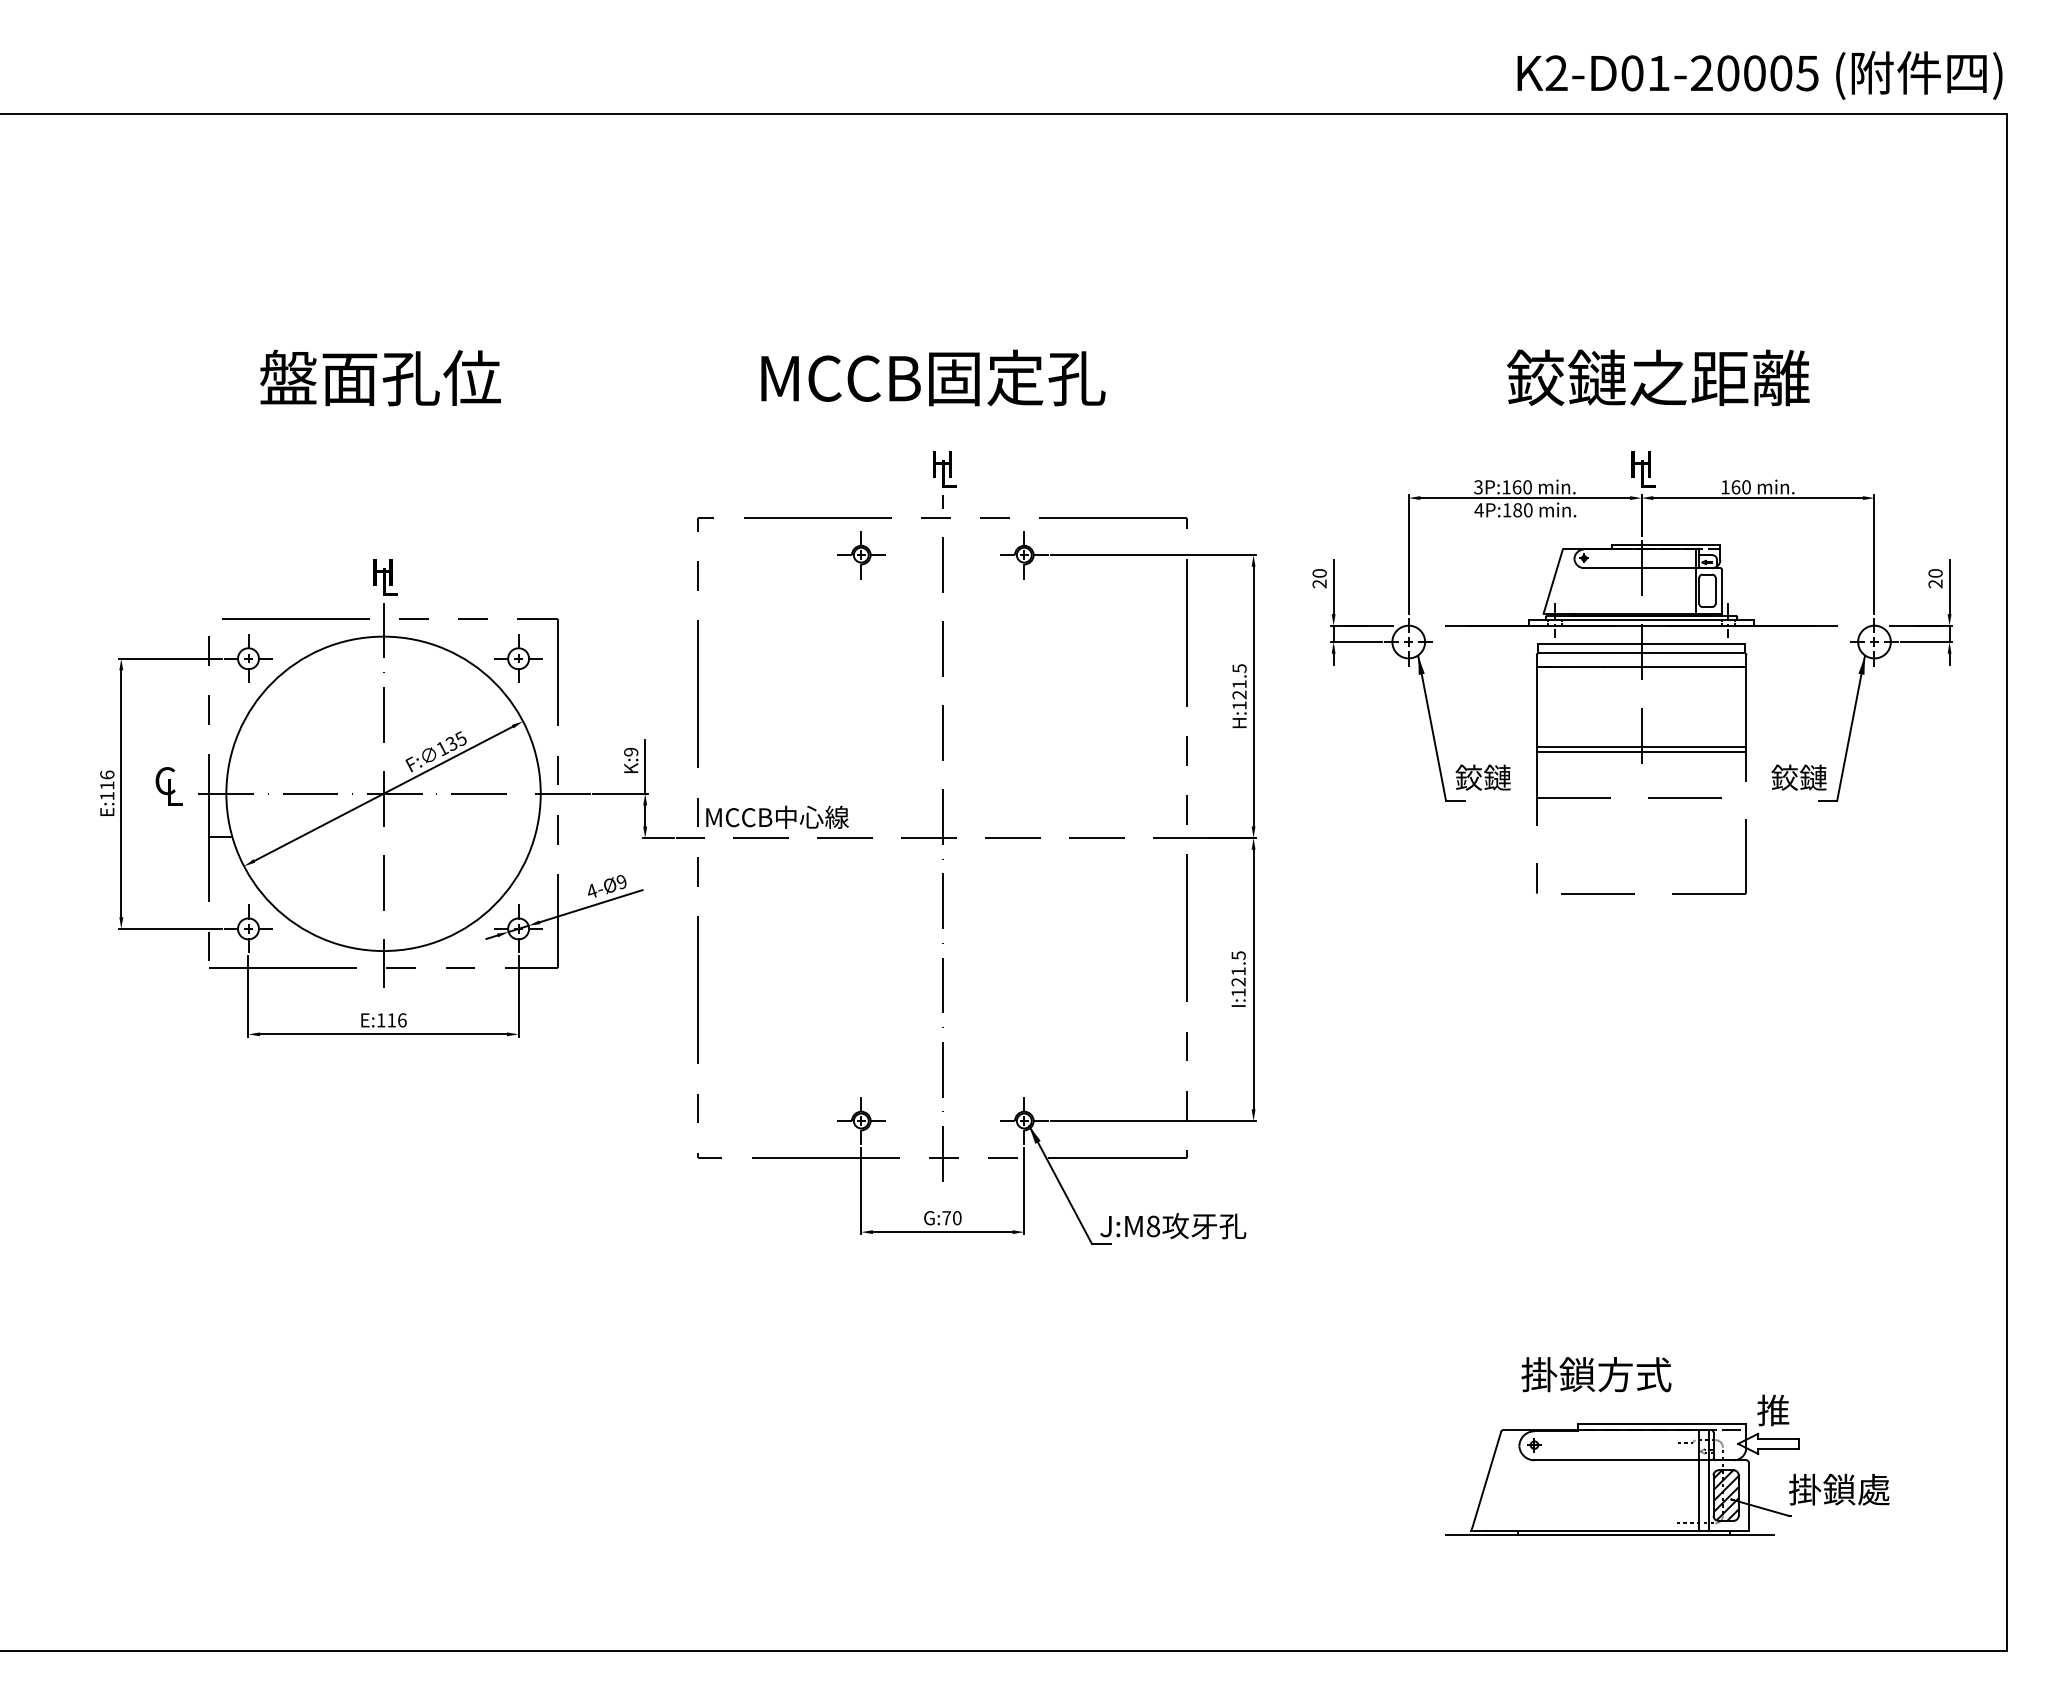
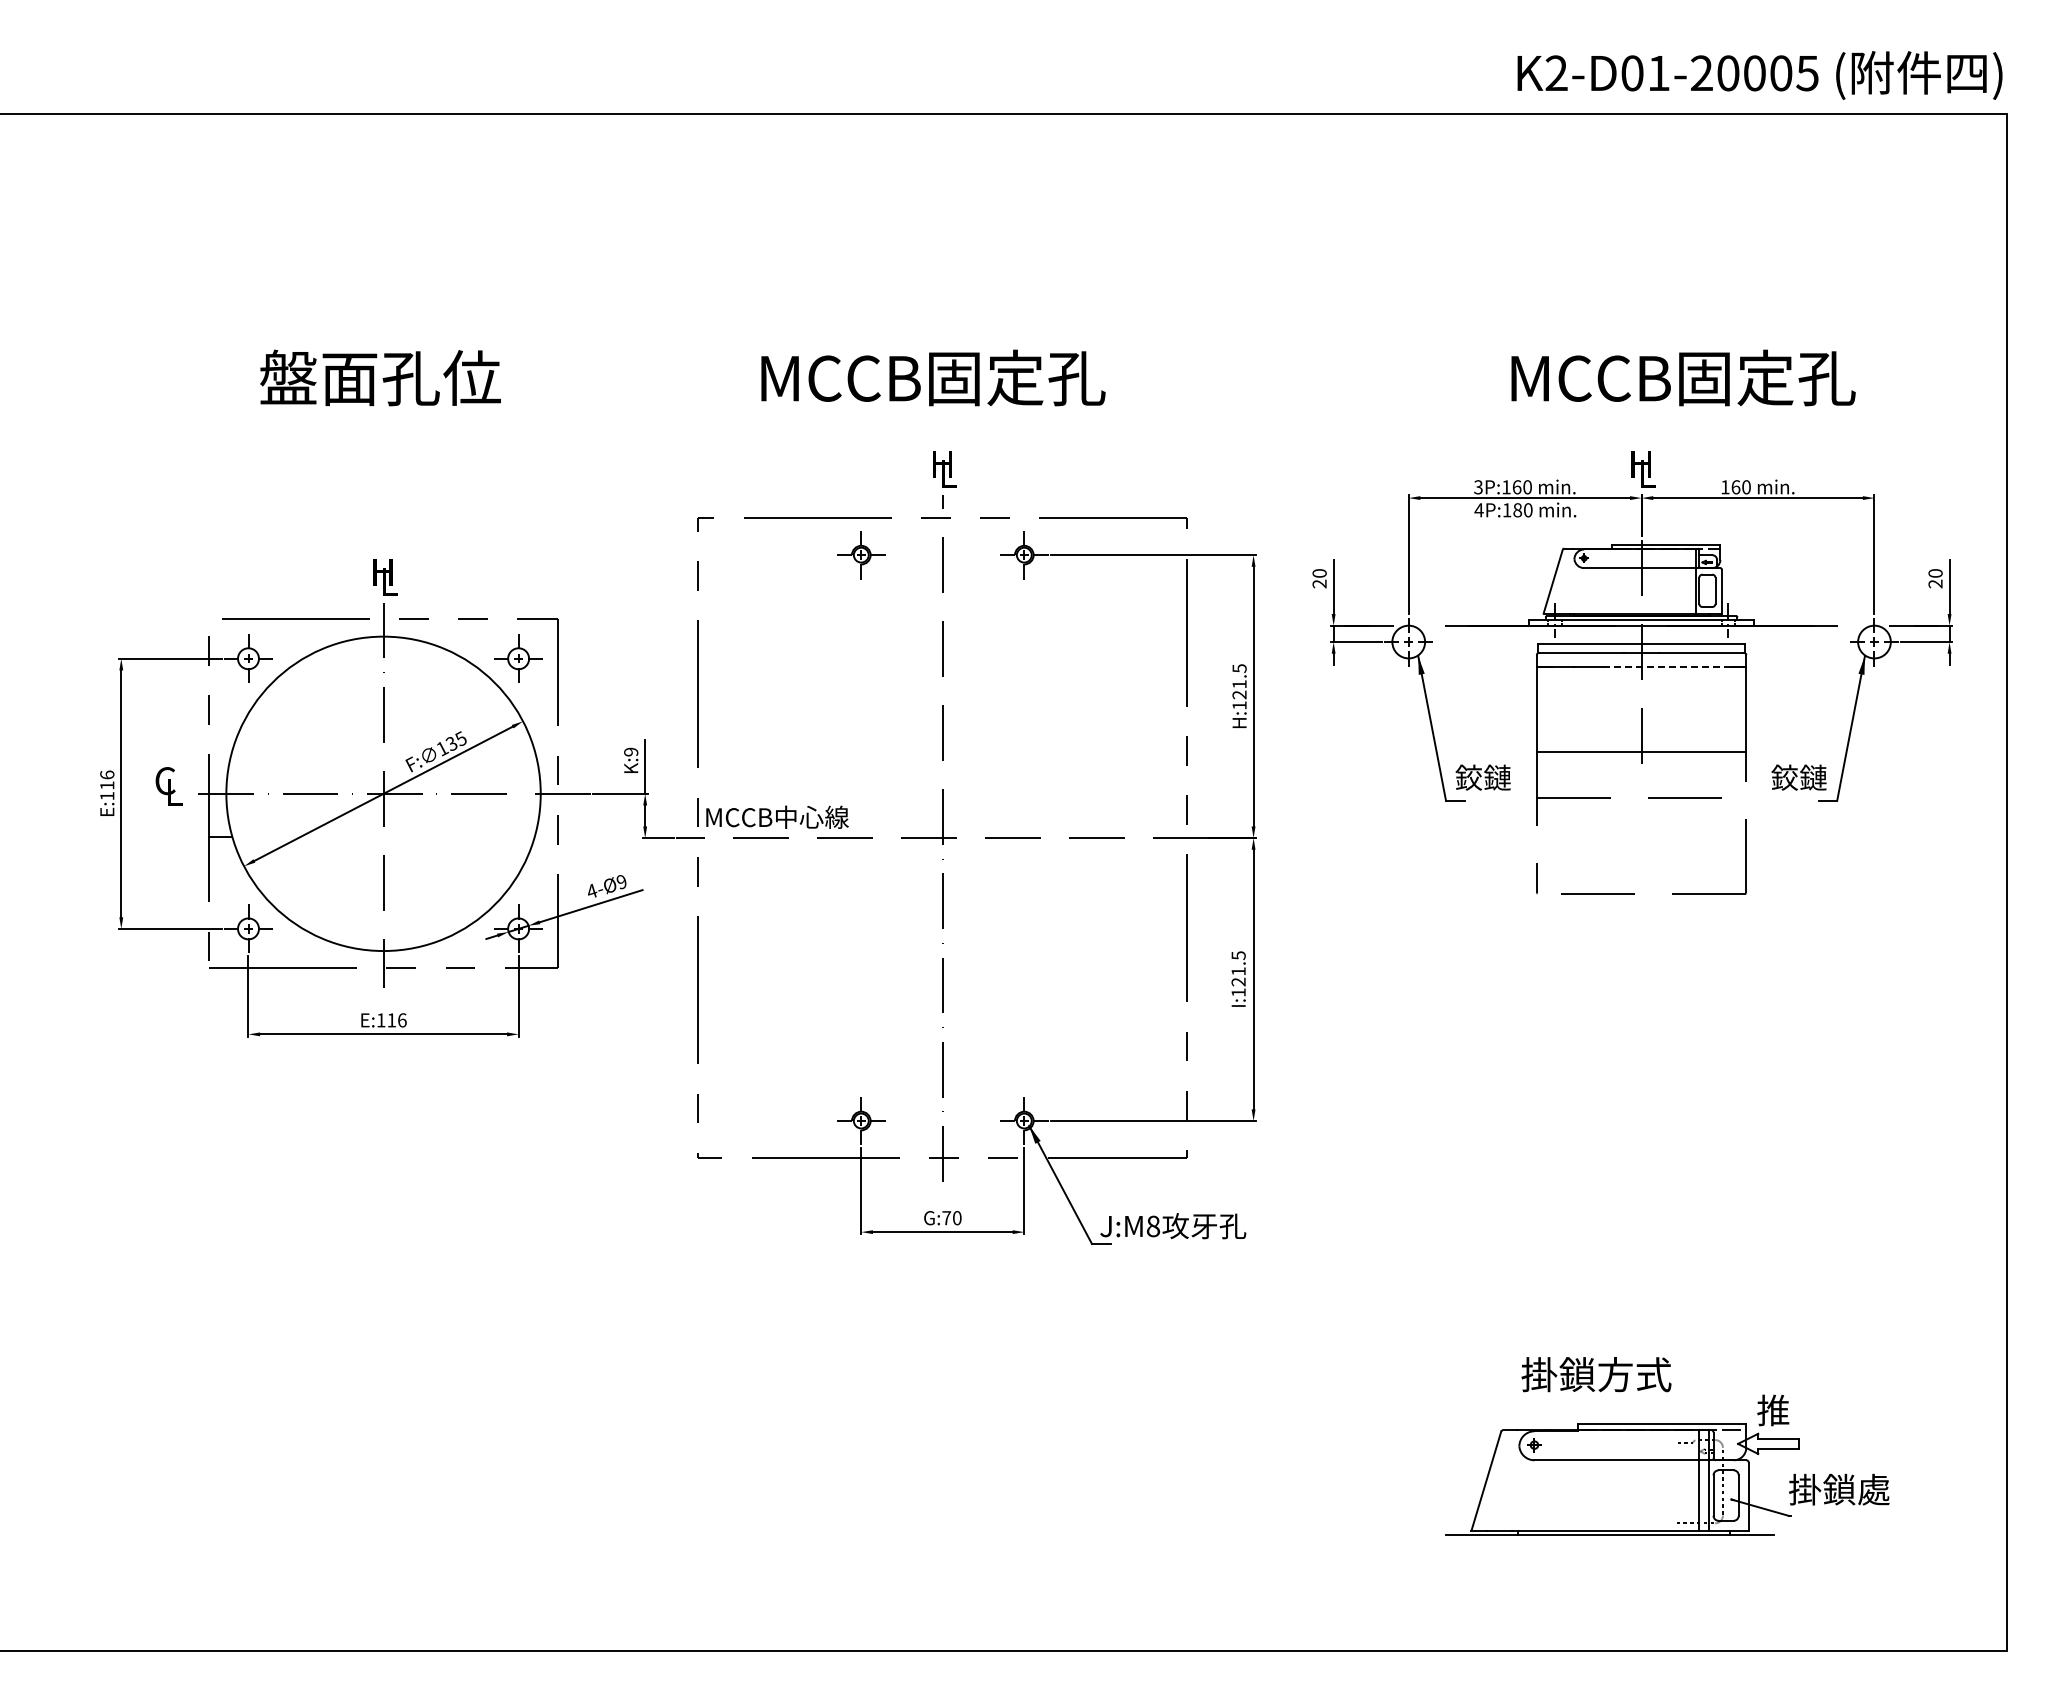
text: 鉸鏈之距離 -> MCCB固定孔 (1680, 377)
line: solid -> dashed (1667, 666)
line: present -> none (1641, 747)
hatch: present -> none (1725, 1495)
